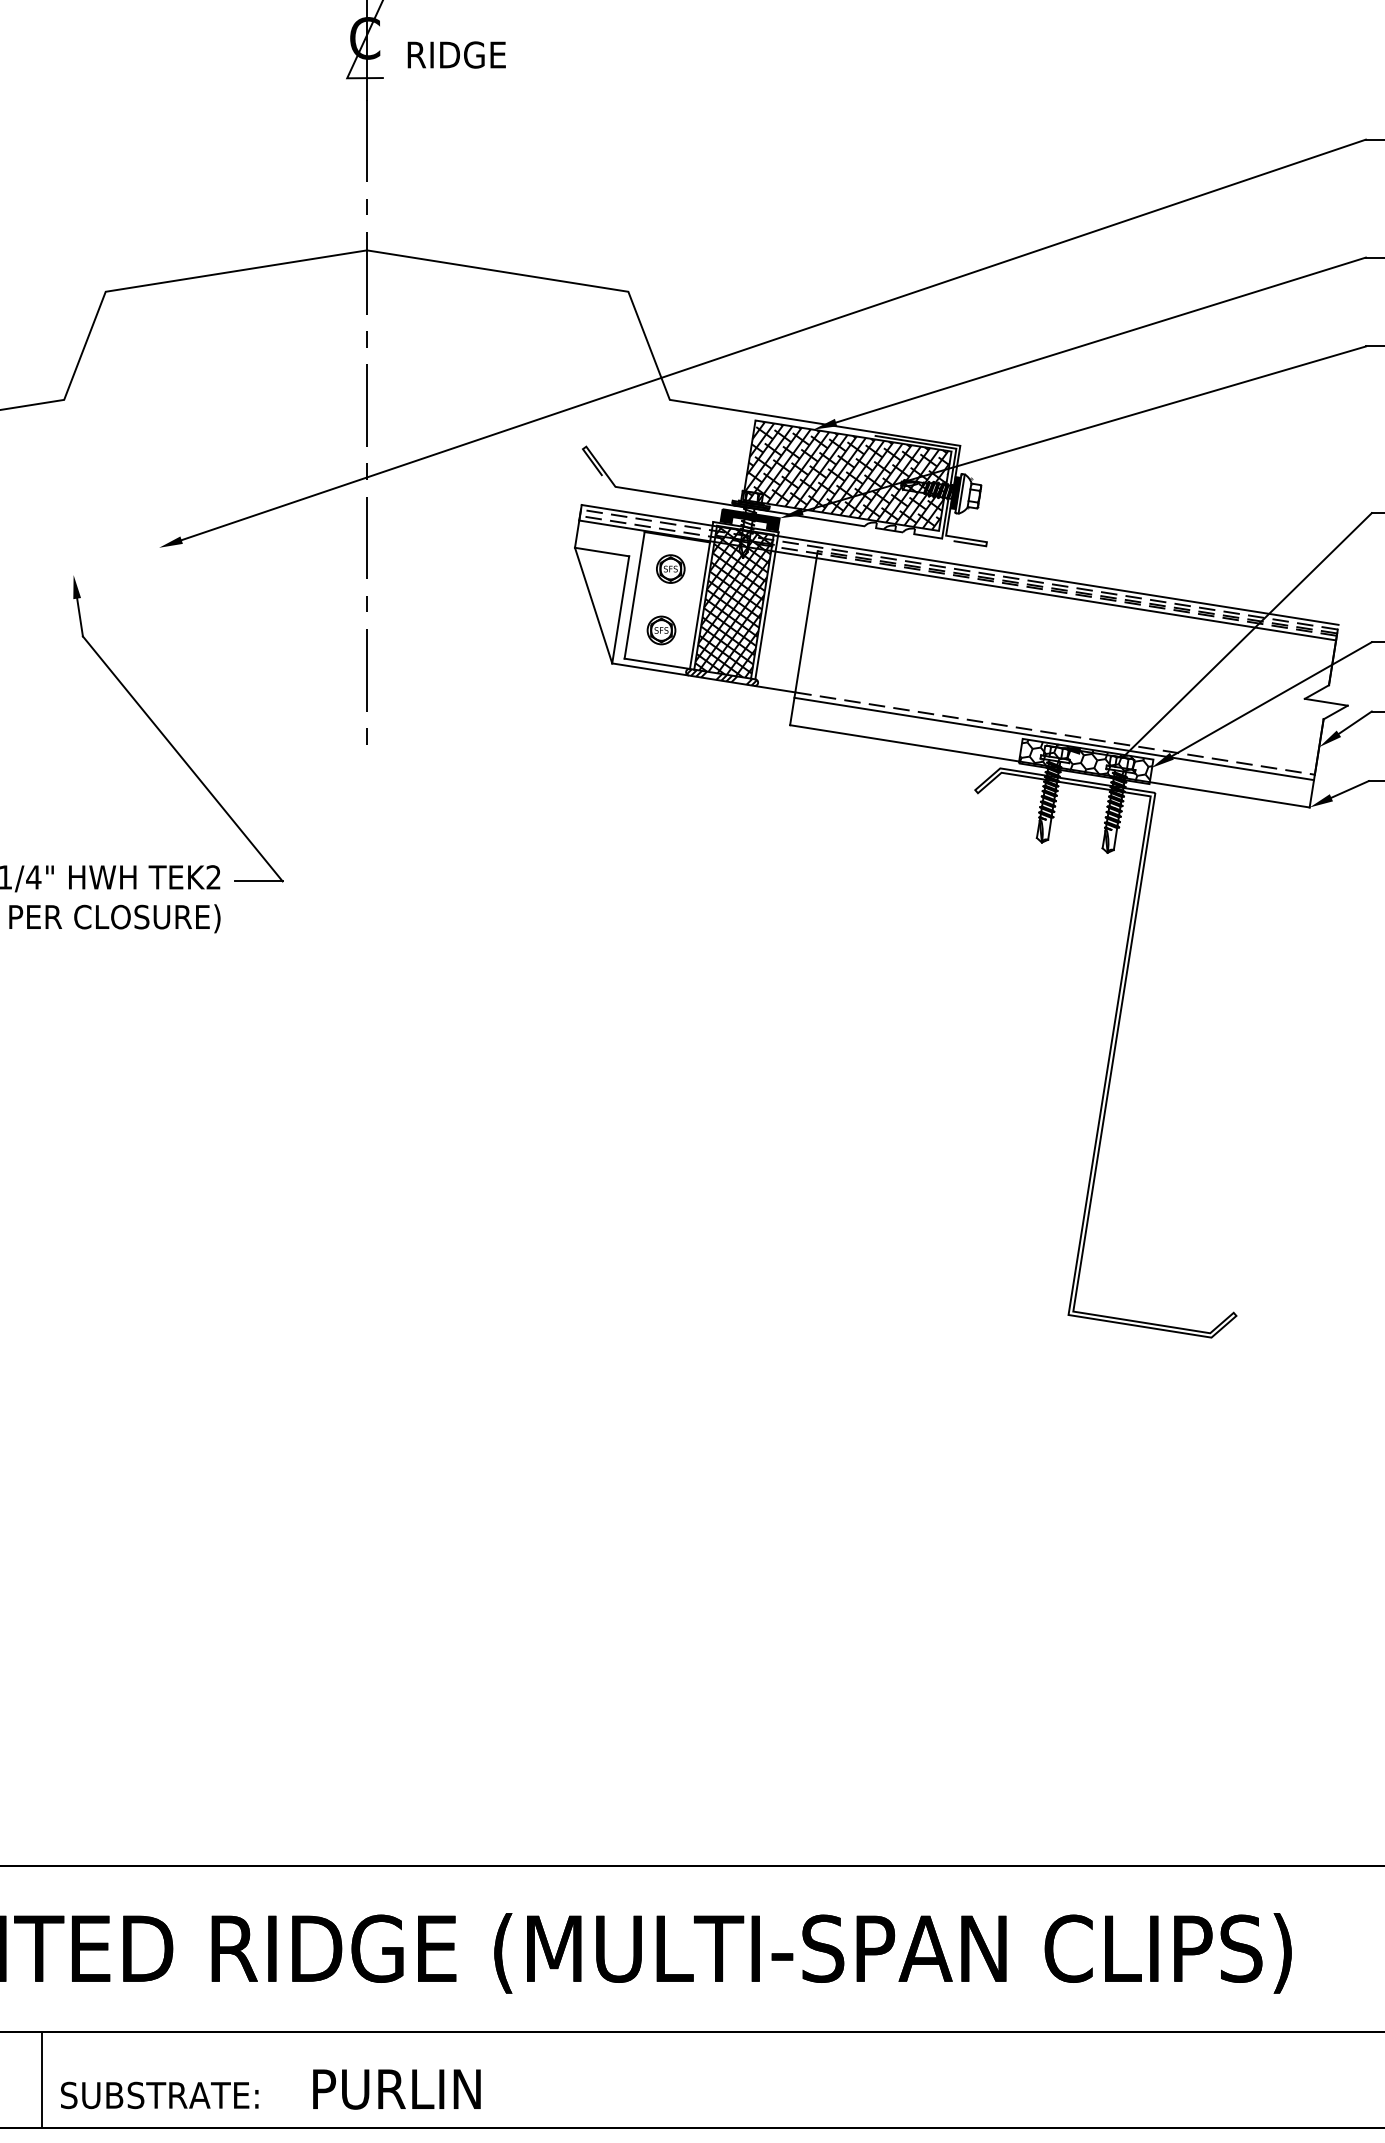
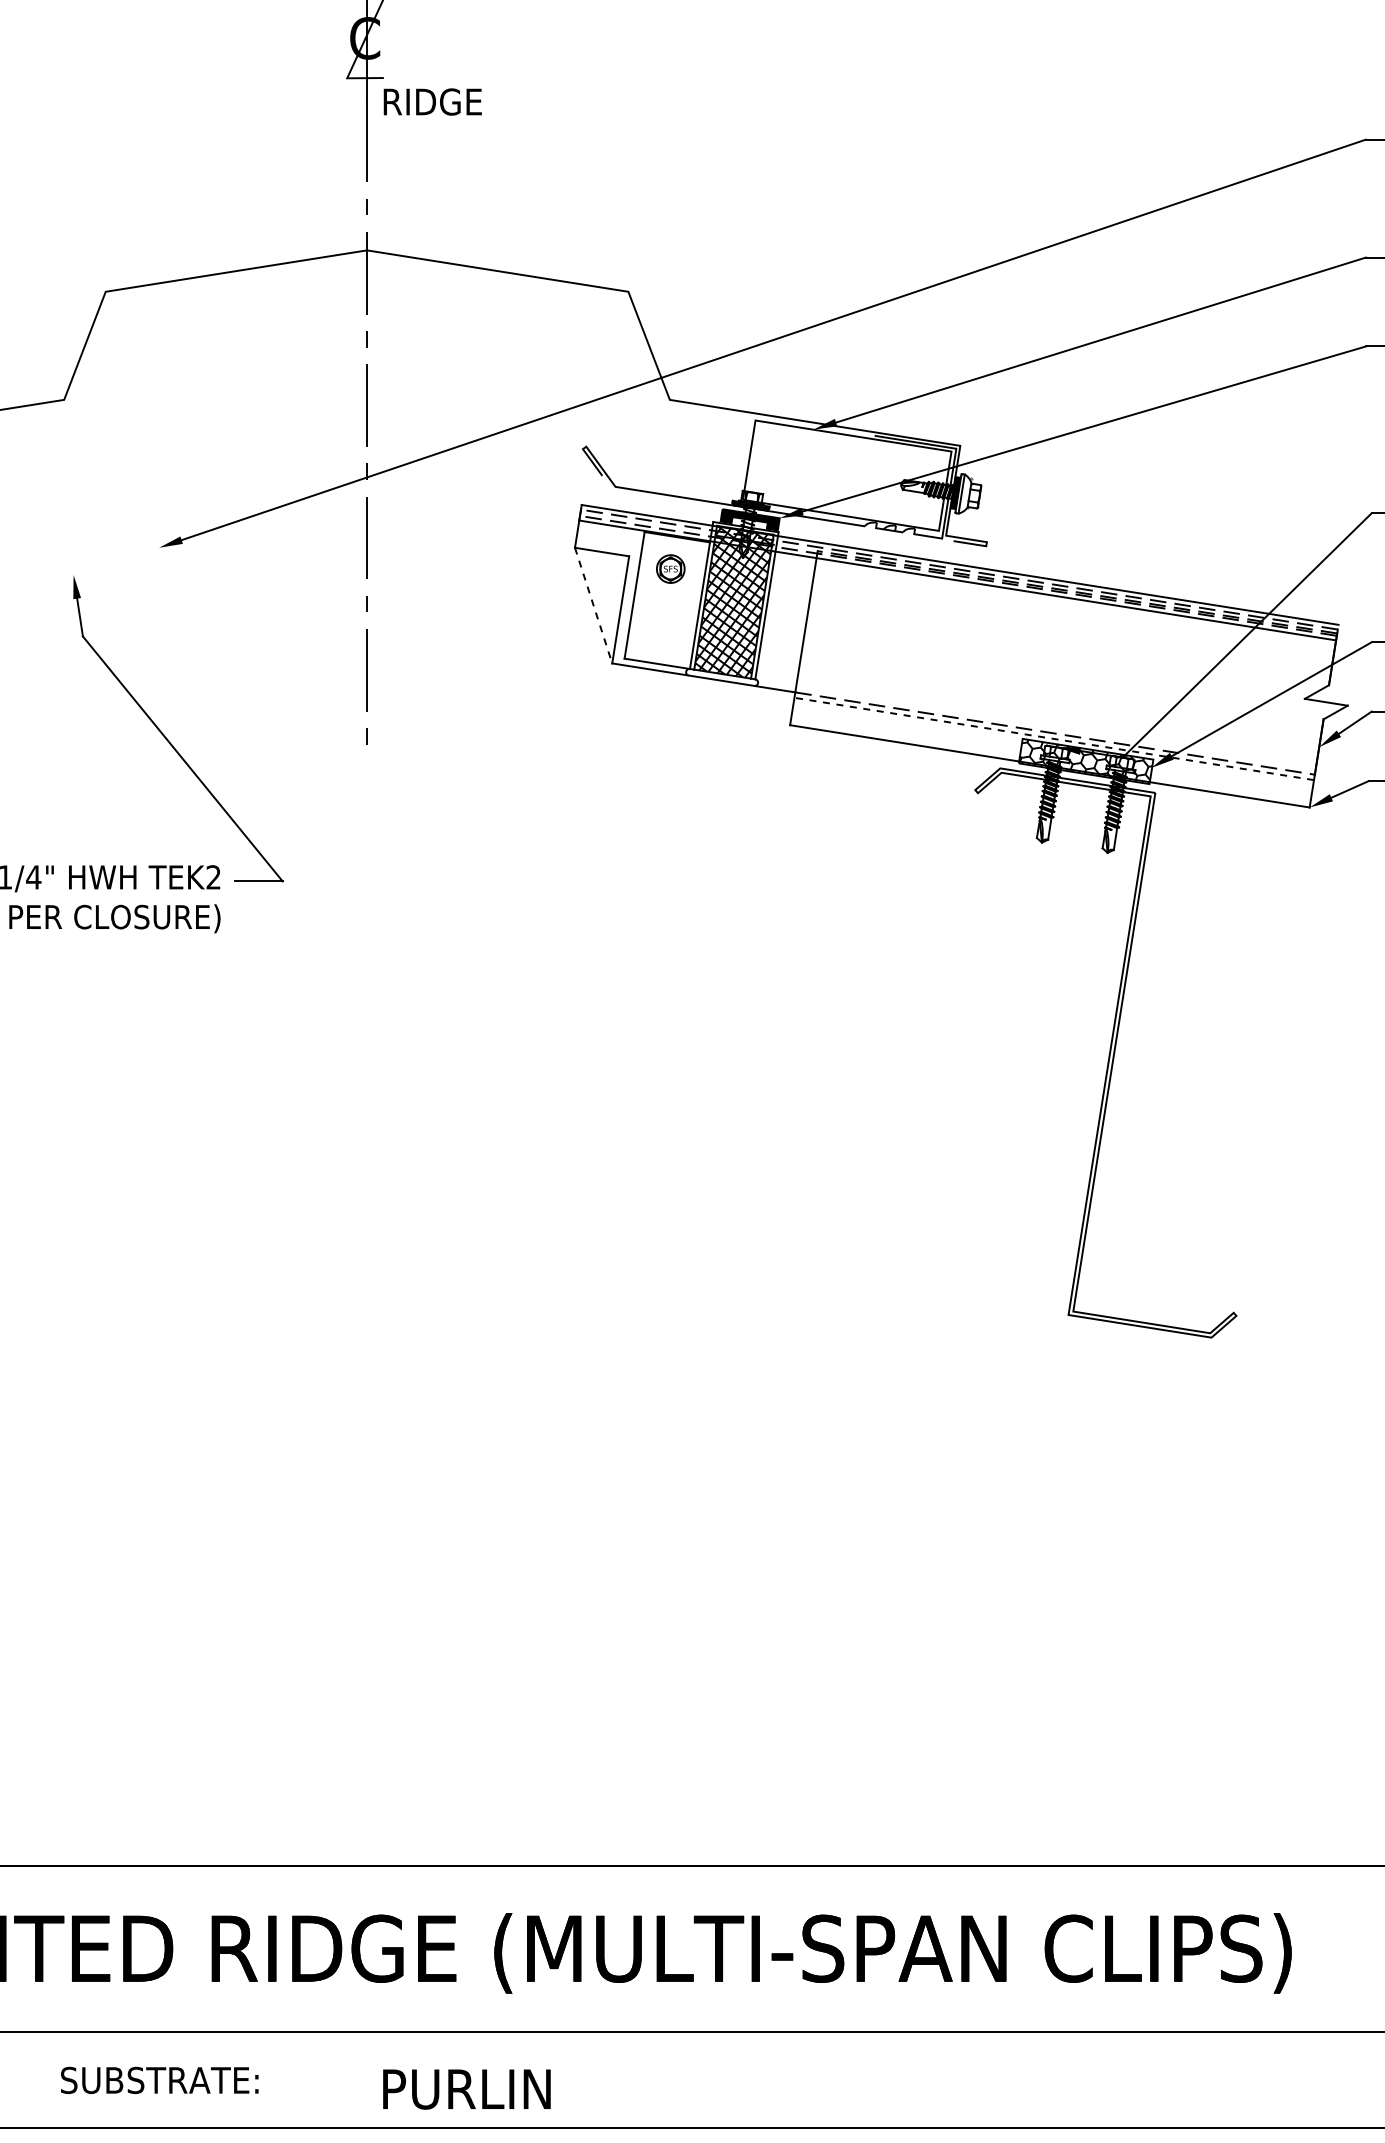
text position: (456, 54) -> (432, 101) (432, 101)
hatch: present -> none (846, 474)
line: solid -> dashed (593, 605)
part: present -> none (661, 630)
hatch: present -> none (721, 677)
line: solid -> dashed (1053, 738)
line: present -> none (41, 2079)
text position: (396, 2089) -> (466, 2089) (466, 2089)
text position: (159, 2095) -> (159, 2080) (159, 2080)
